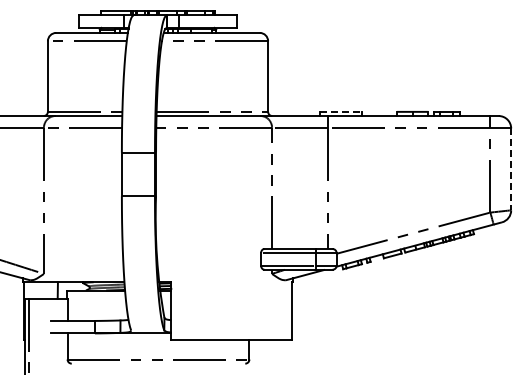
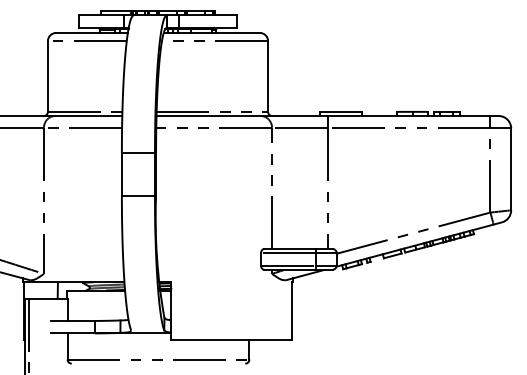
line: dashed -> solid (340, 111)
line: dashed -> solid (511, 169)
